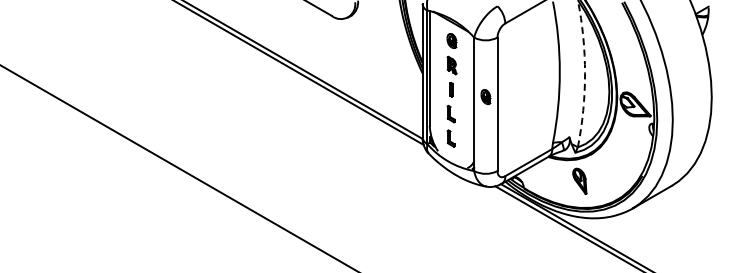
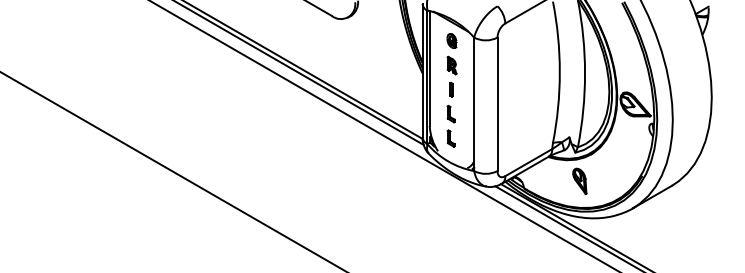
arc: dashed -> solid (585, 73)
part: present -> none (485, 96)
line: none -> present (383, 135)
line position: (178, 167) -> (172, 170) (172, 170)
